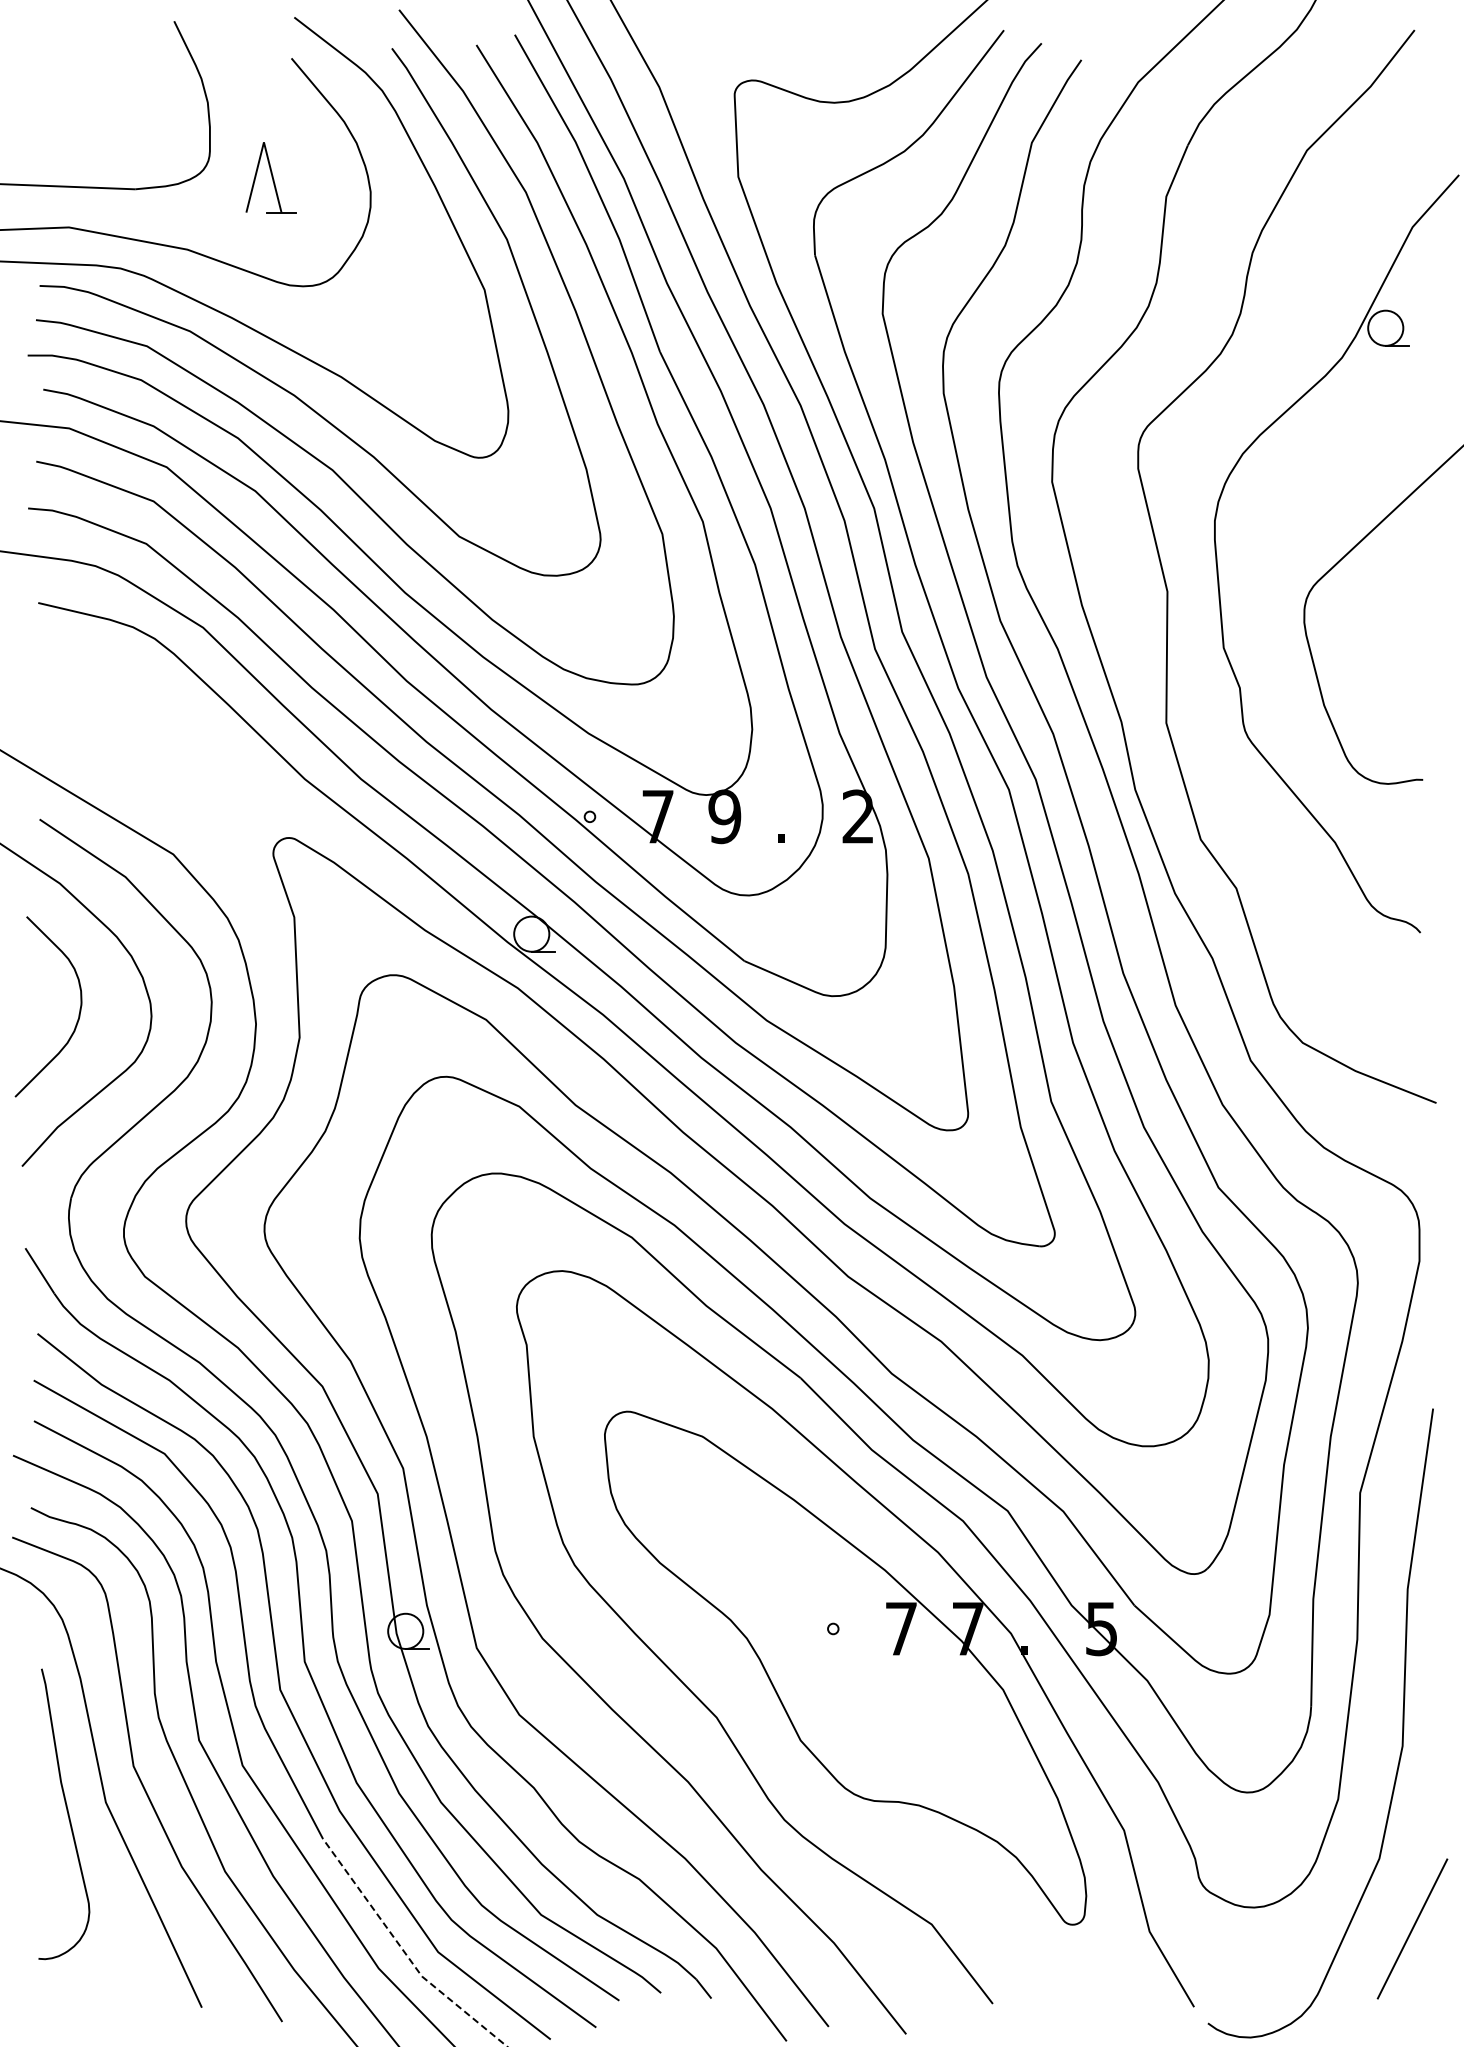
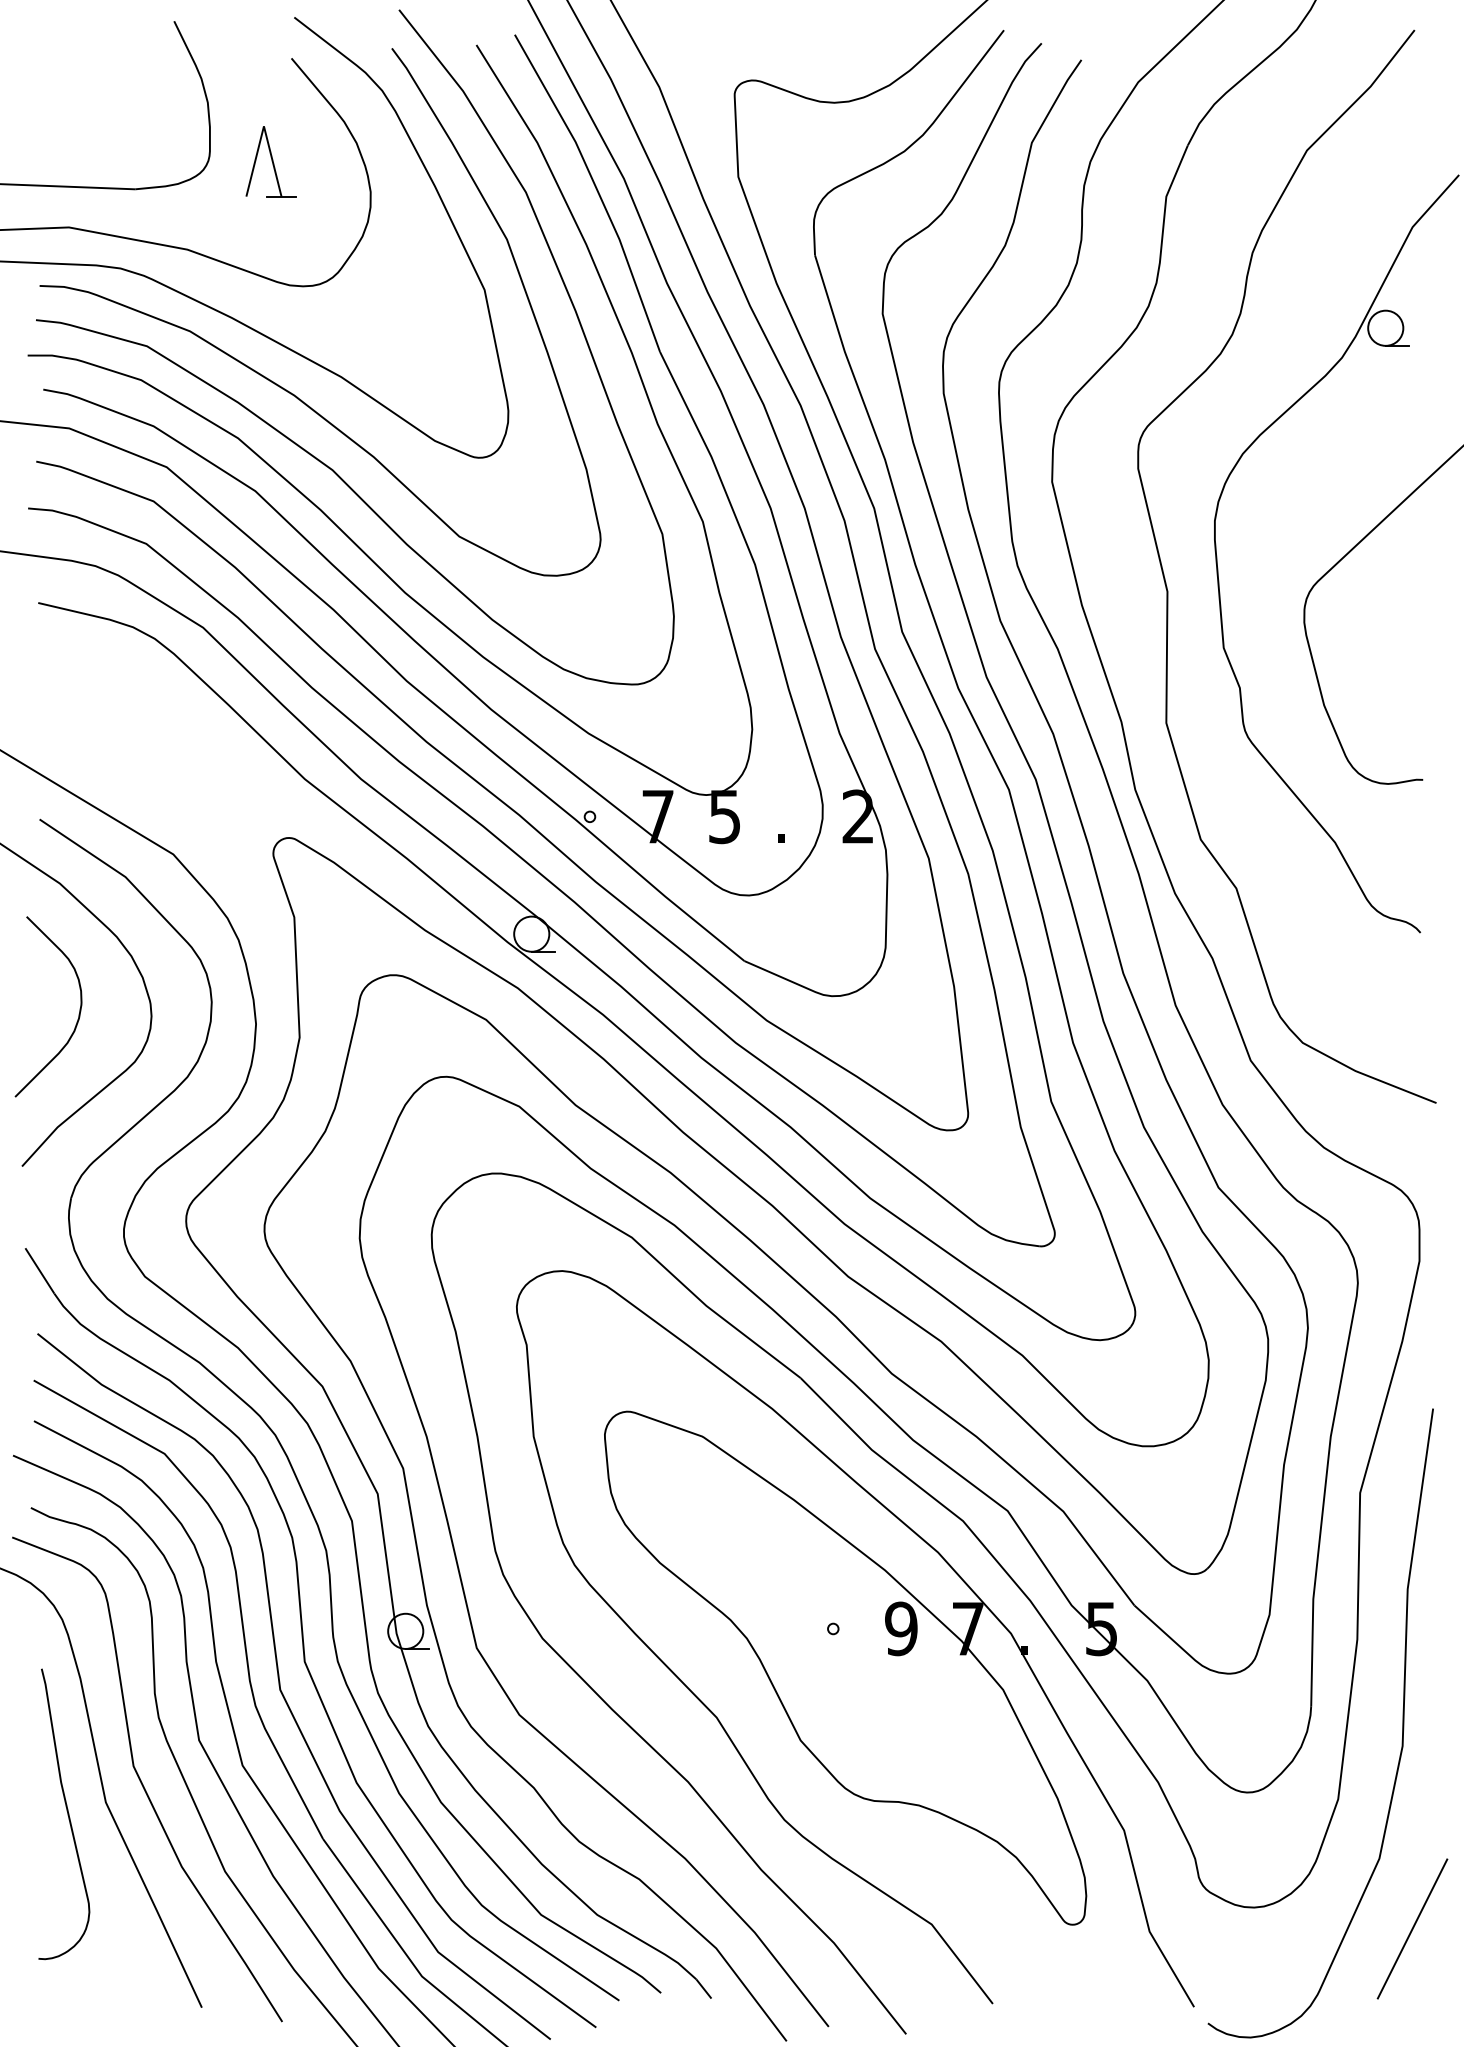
part position: (270, 177) -> (270, 161) (270, 161)
text: 9 -> 5 (724, 816)
text: 7 -> 9 (901, 1628)
line: dashed -> solid (405, 1953)
